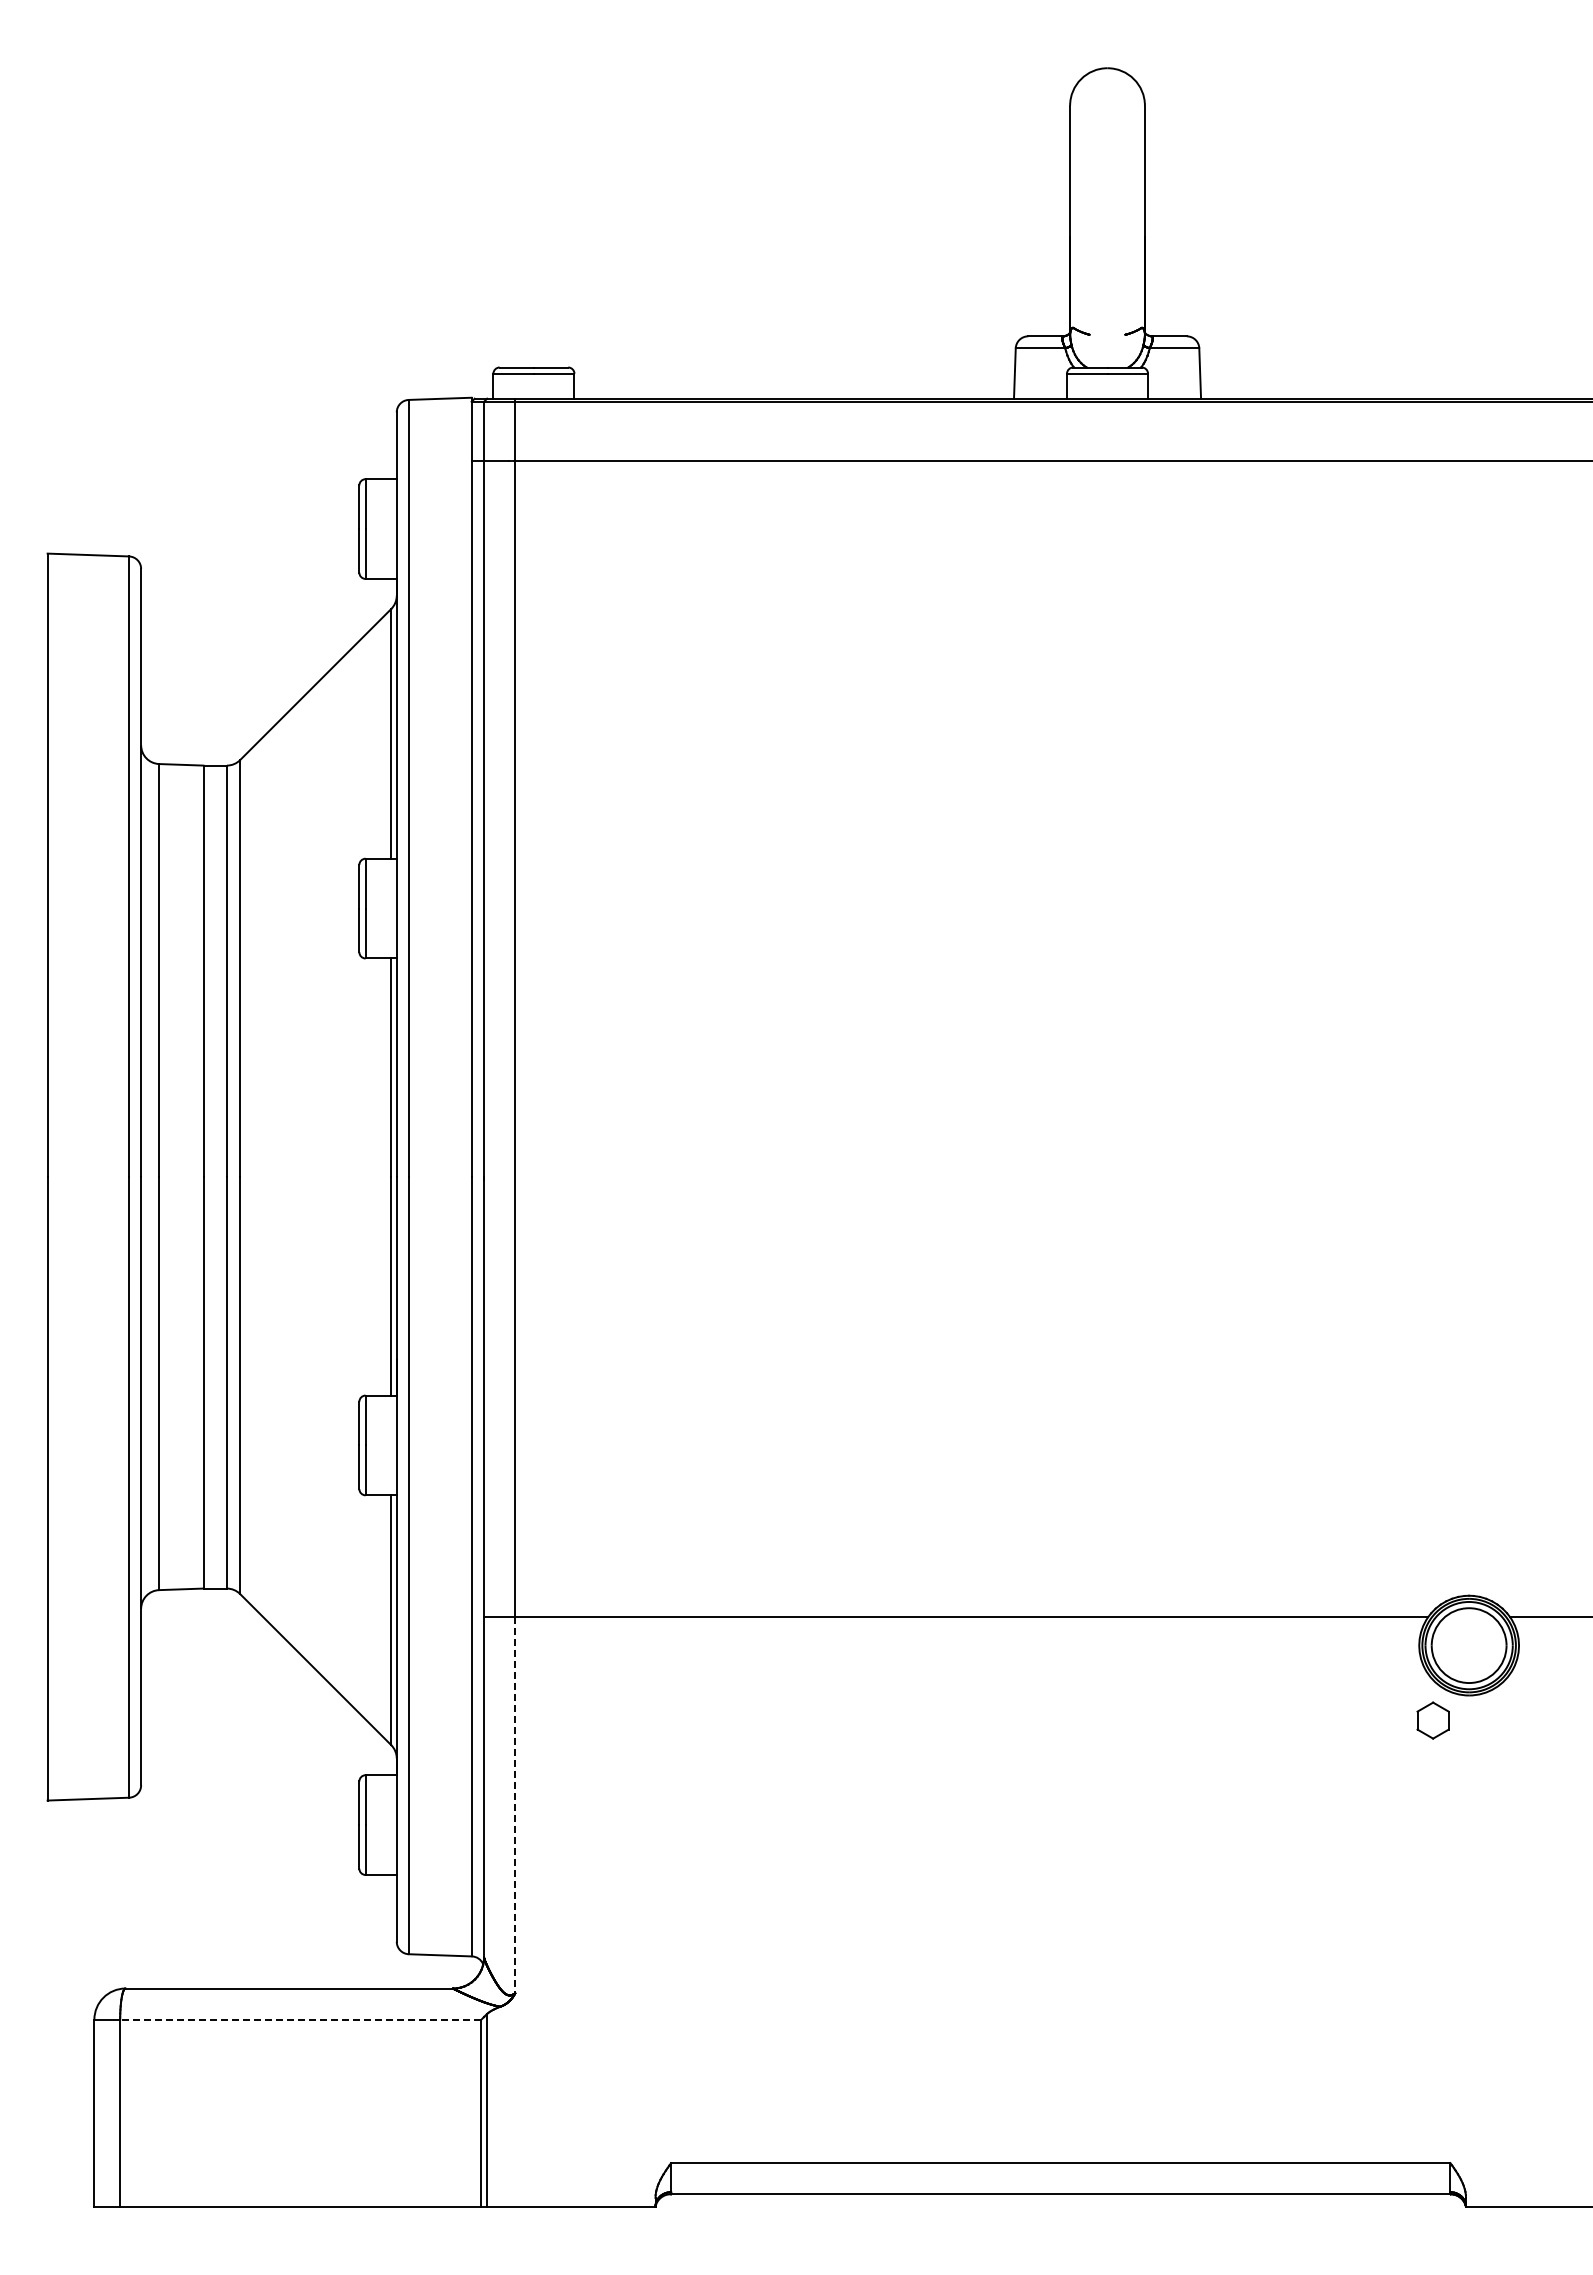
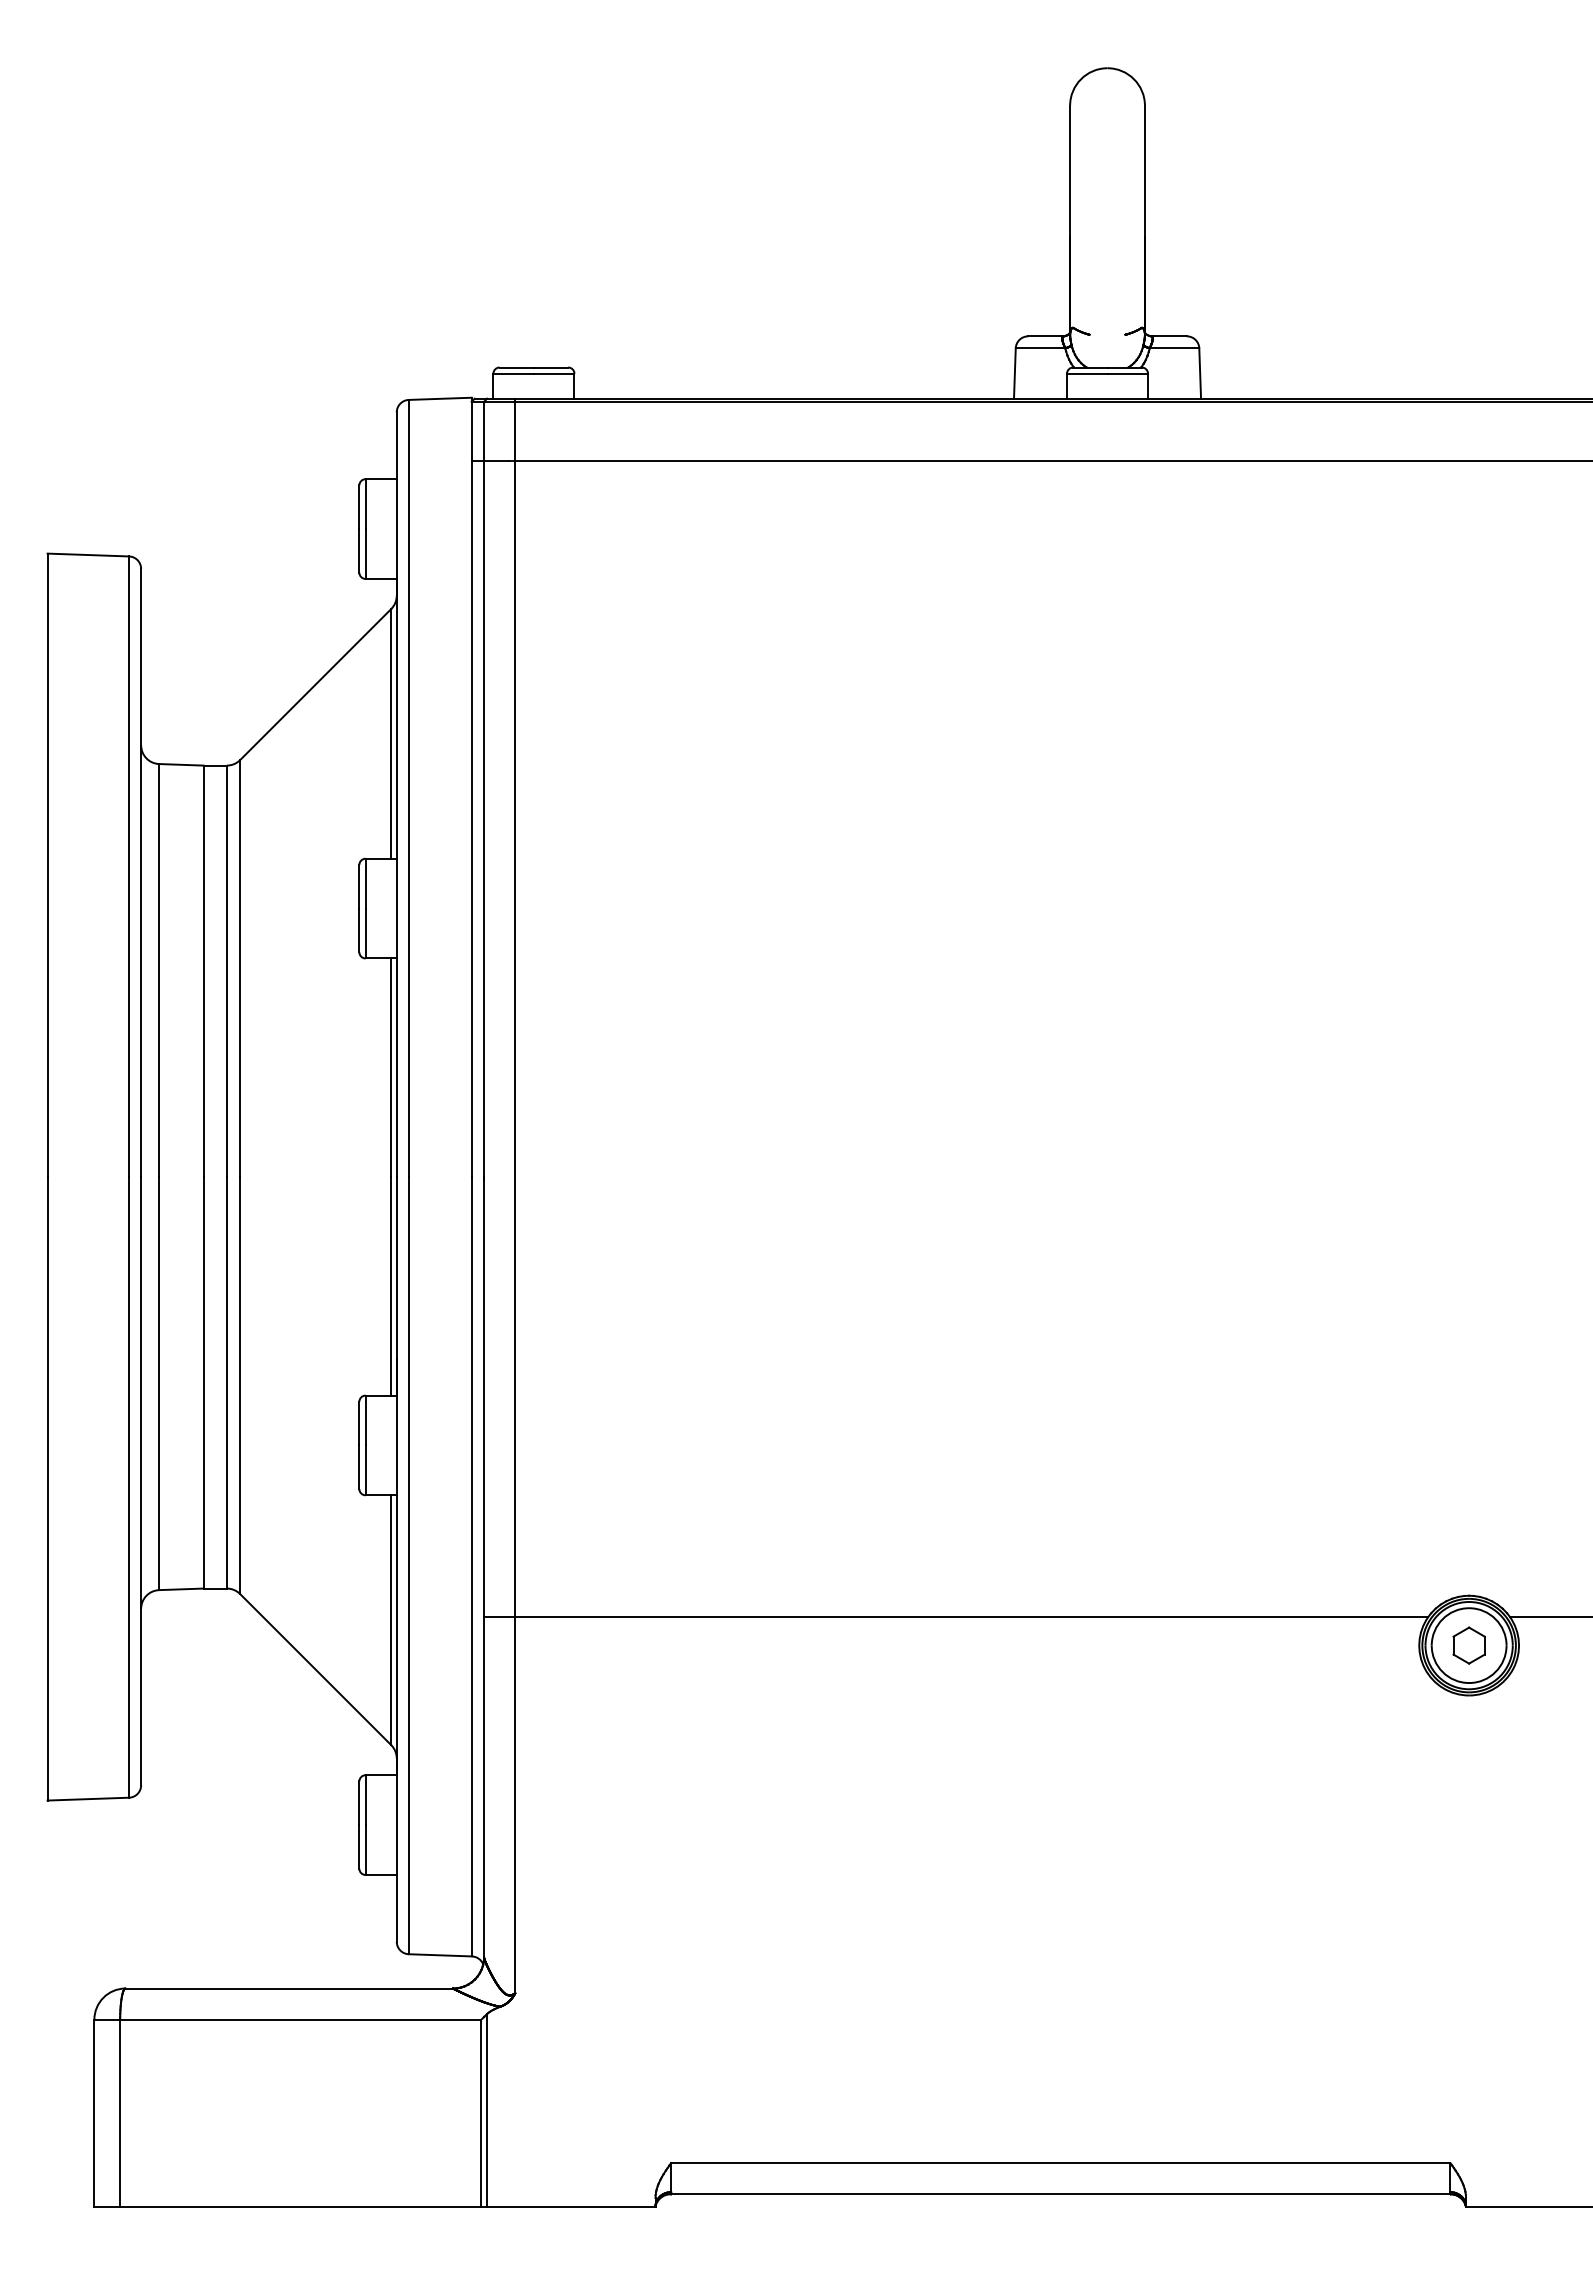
part position: (1432, 1720) -> (1468, 1645) (1468, 1645)
line: dashed -> solid (515, 1805)
line: dashed -> solid (300, 2019)
